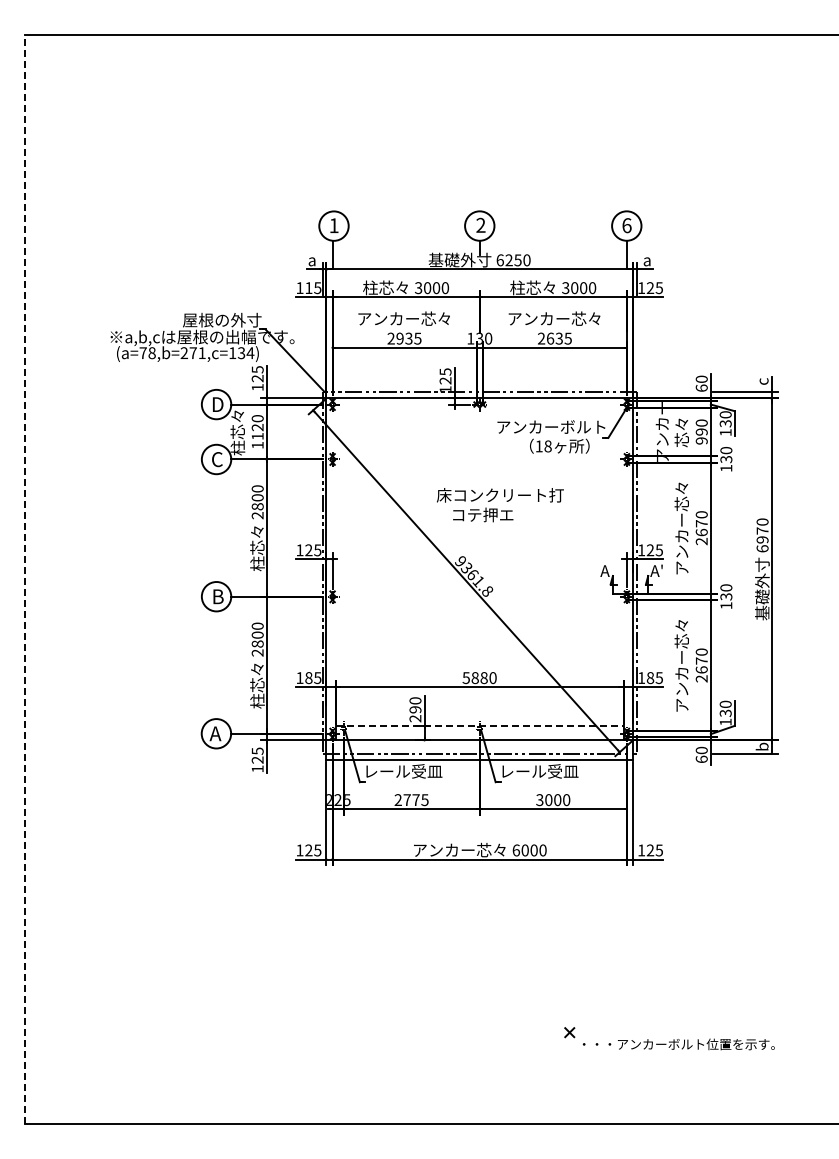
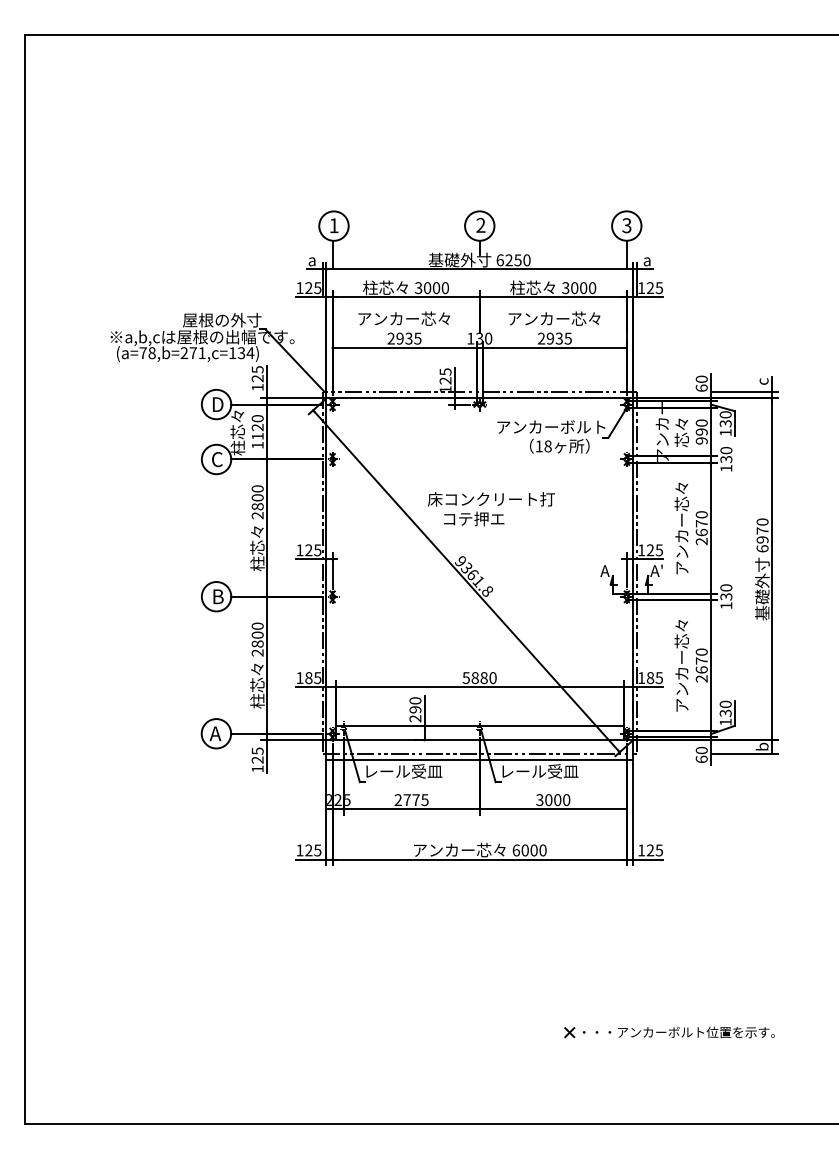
text: 6 -> 3 (626, 225)
text: 115 -> 125 (308, 287)
text: 2635 -> 2935 (550, 338)
text position: (500, 505) -> (491, 509) (491, 509)
line: dashed -> solid (24, 579)
line: dashed -> solid (480, 726)
text position: (678, 1044) -> (678, 1032) (678, 1032)
